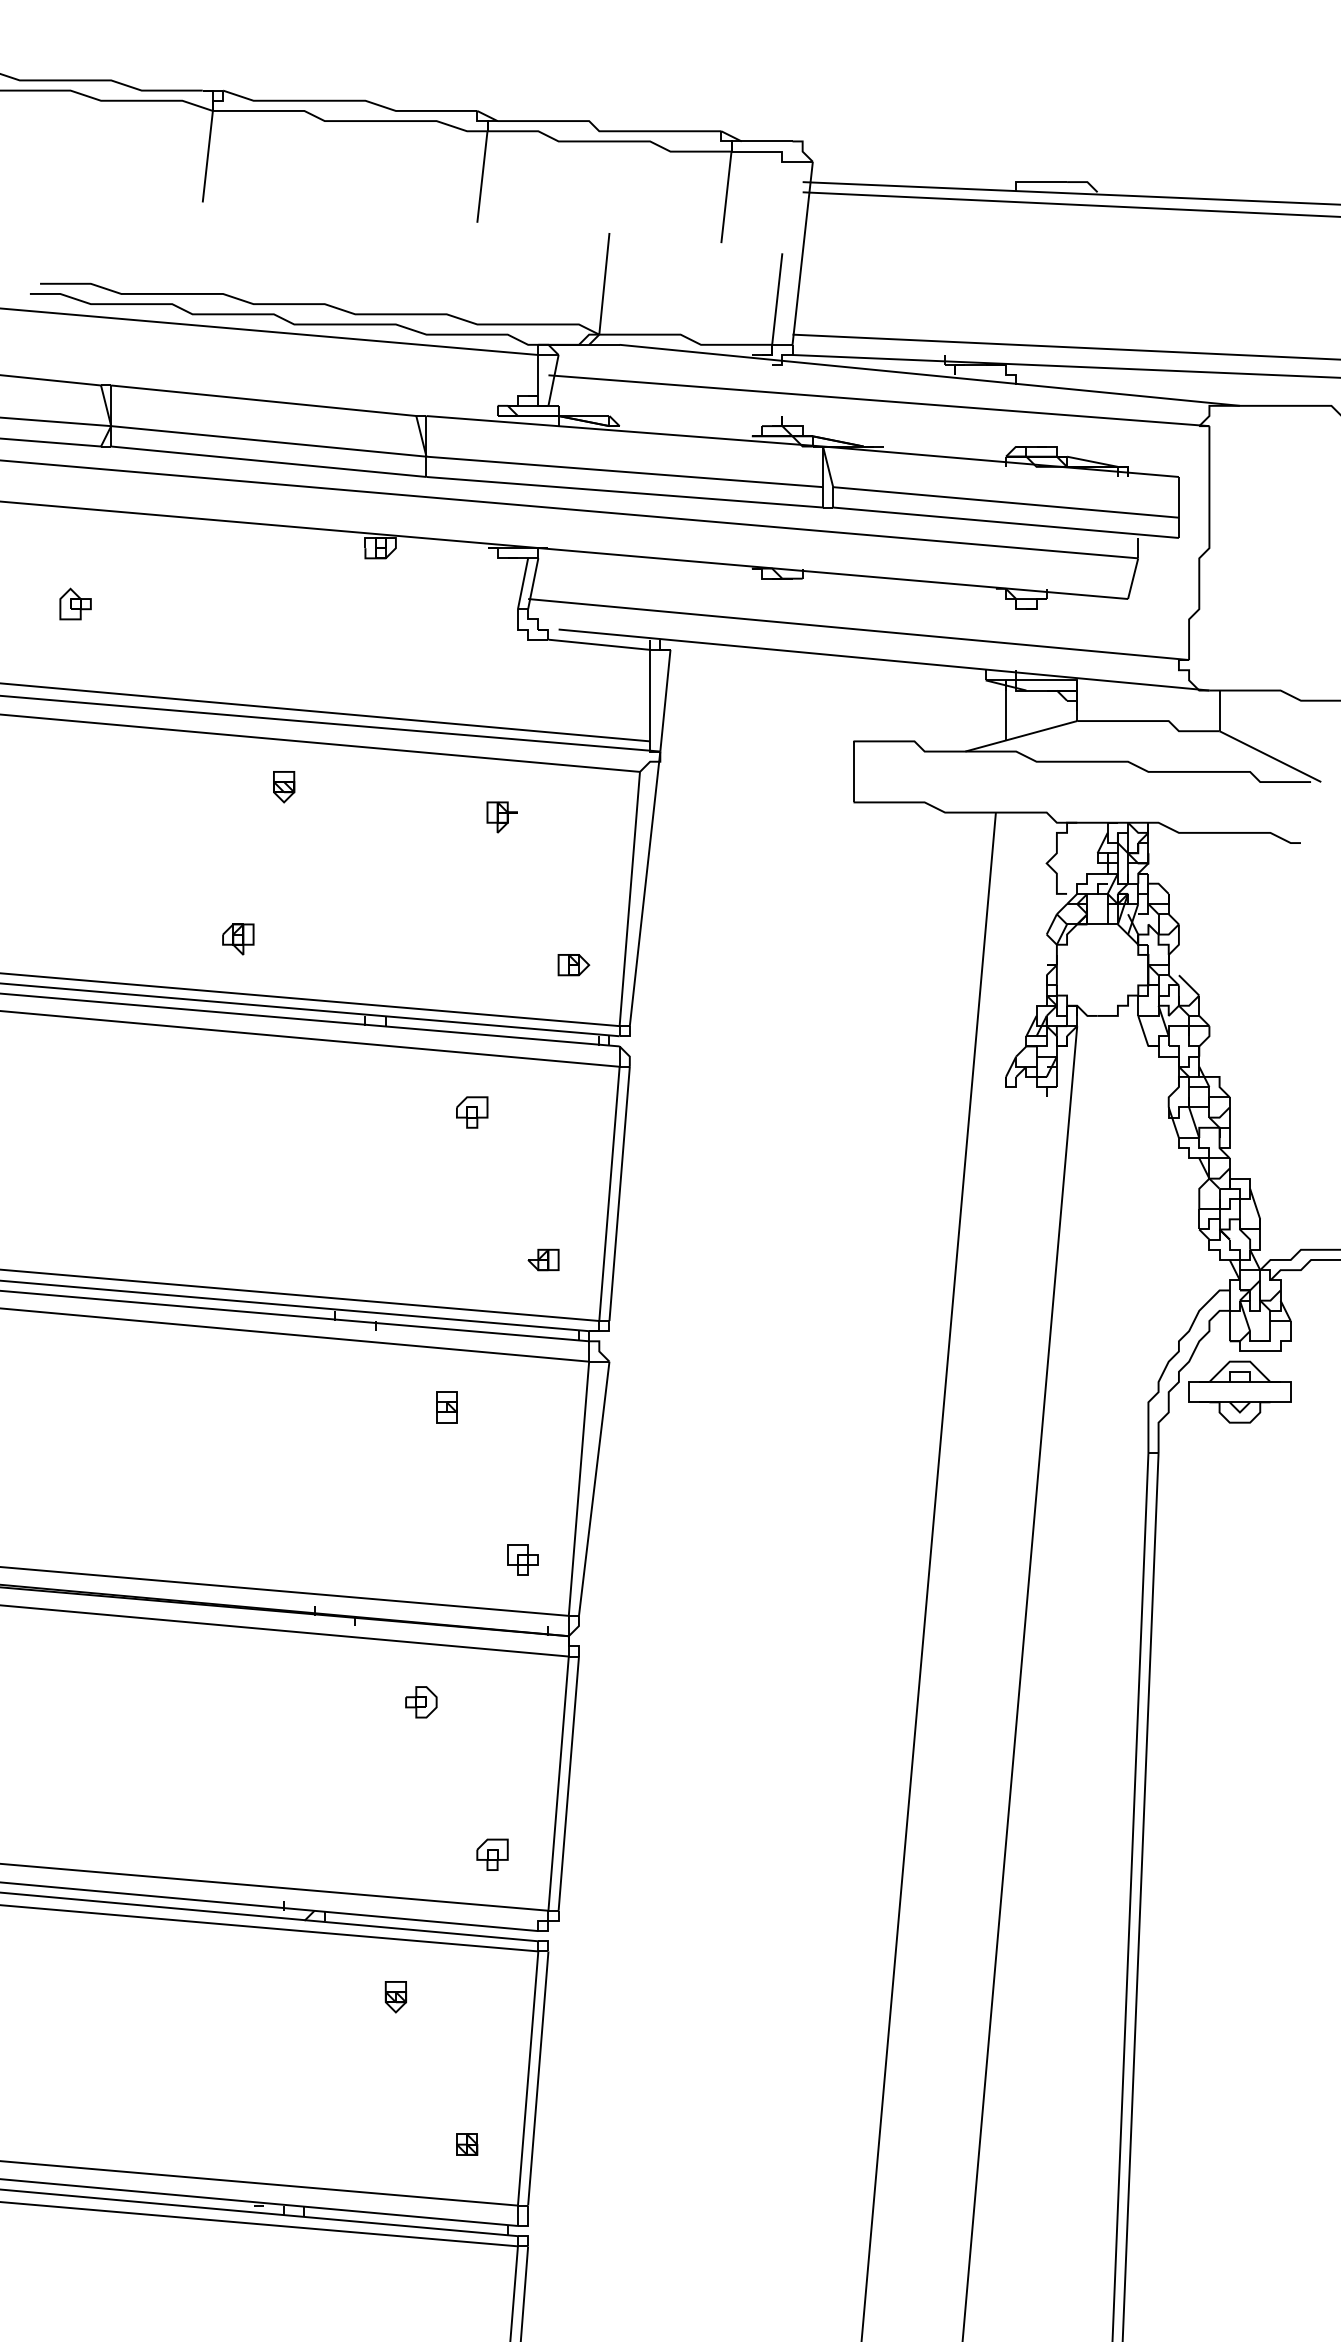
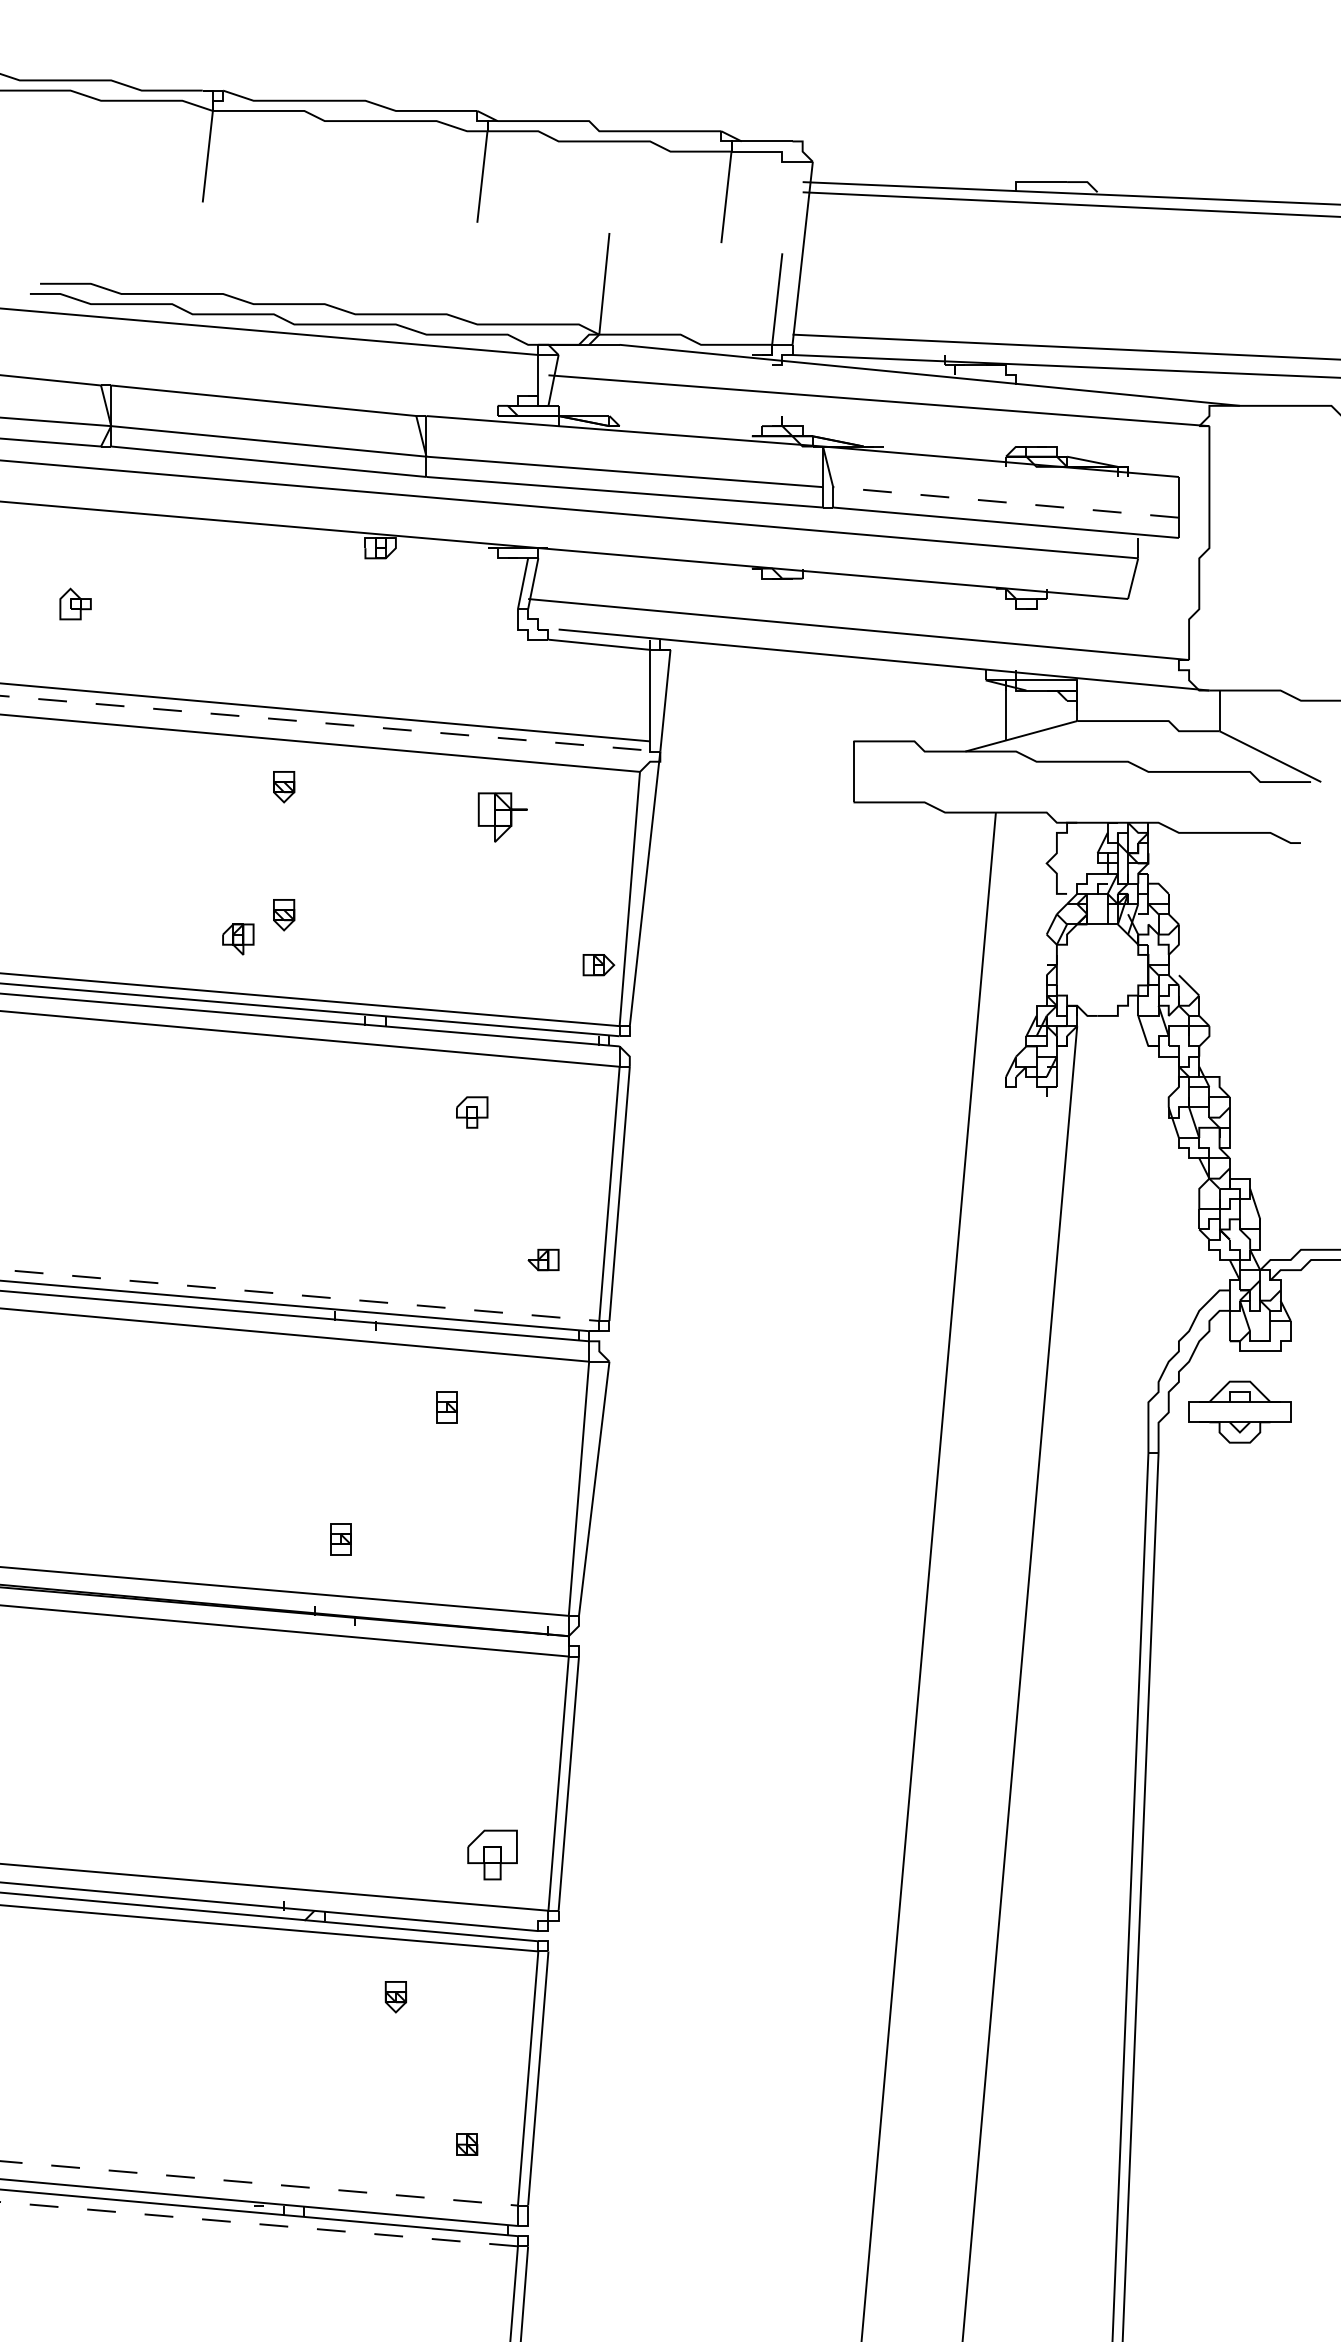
line: solid -> dashed (1006, 502)
line: solid -> dashed (330, 723)
part size: 32x33 px -> 51x51 px (502, 817)
part: none -> present (284, 915)
part position: (573, 965) -> (598, 965) (598, 965)
line: solid -> dashed (300, 1295)
part position: (1239, 1391) -> (1239, 1411) (1239, 1411)
part: none -> present (340, 1539)
part: present -> none (522, 1559)
part: present -> none (421, 1702)
part size: 33x33 px -> 51x52 px (492, 1854)
line: solid -> dashed (259, 2183)
line: solid -> dashed (258, 2224)
